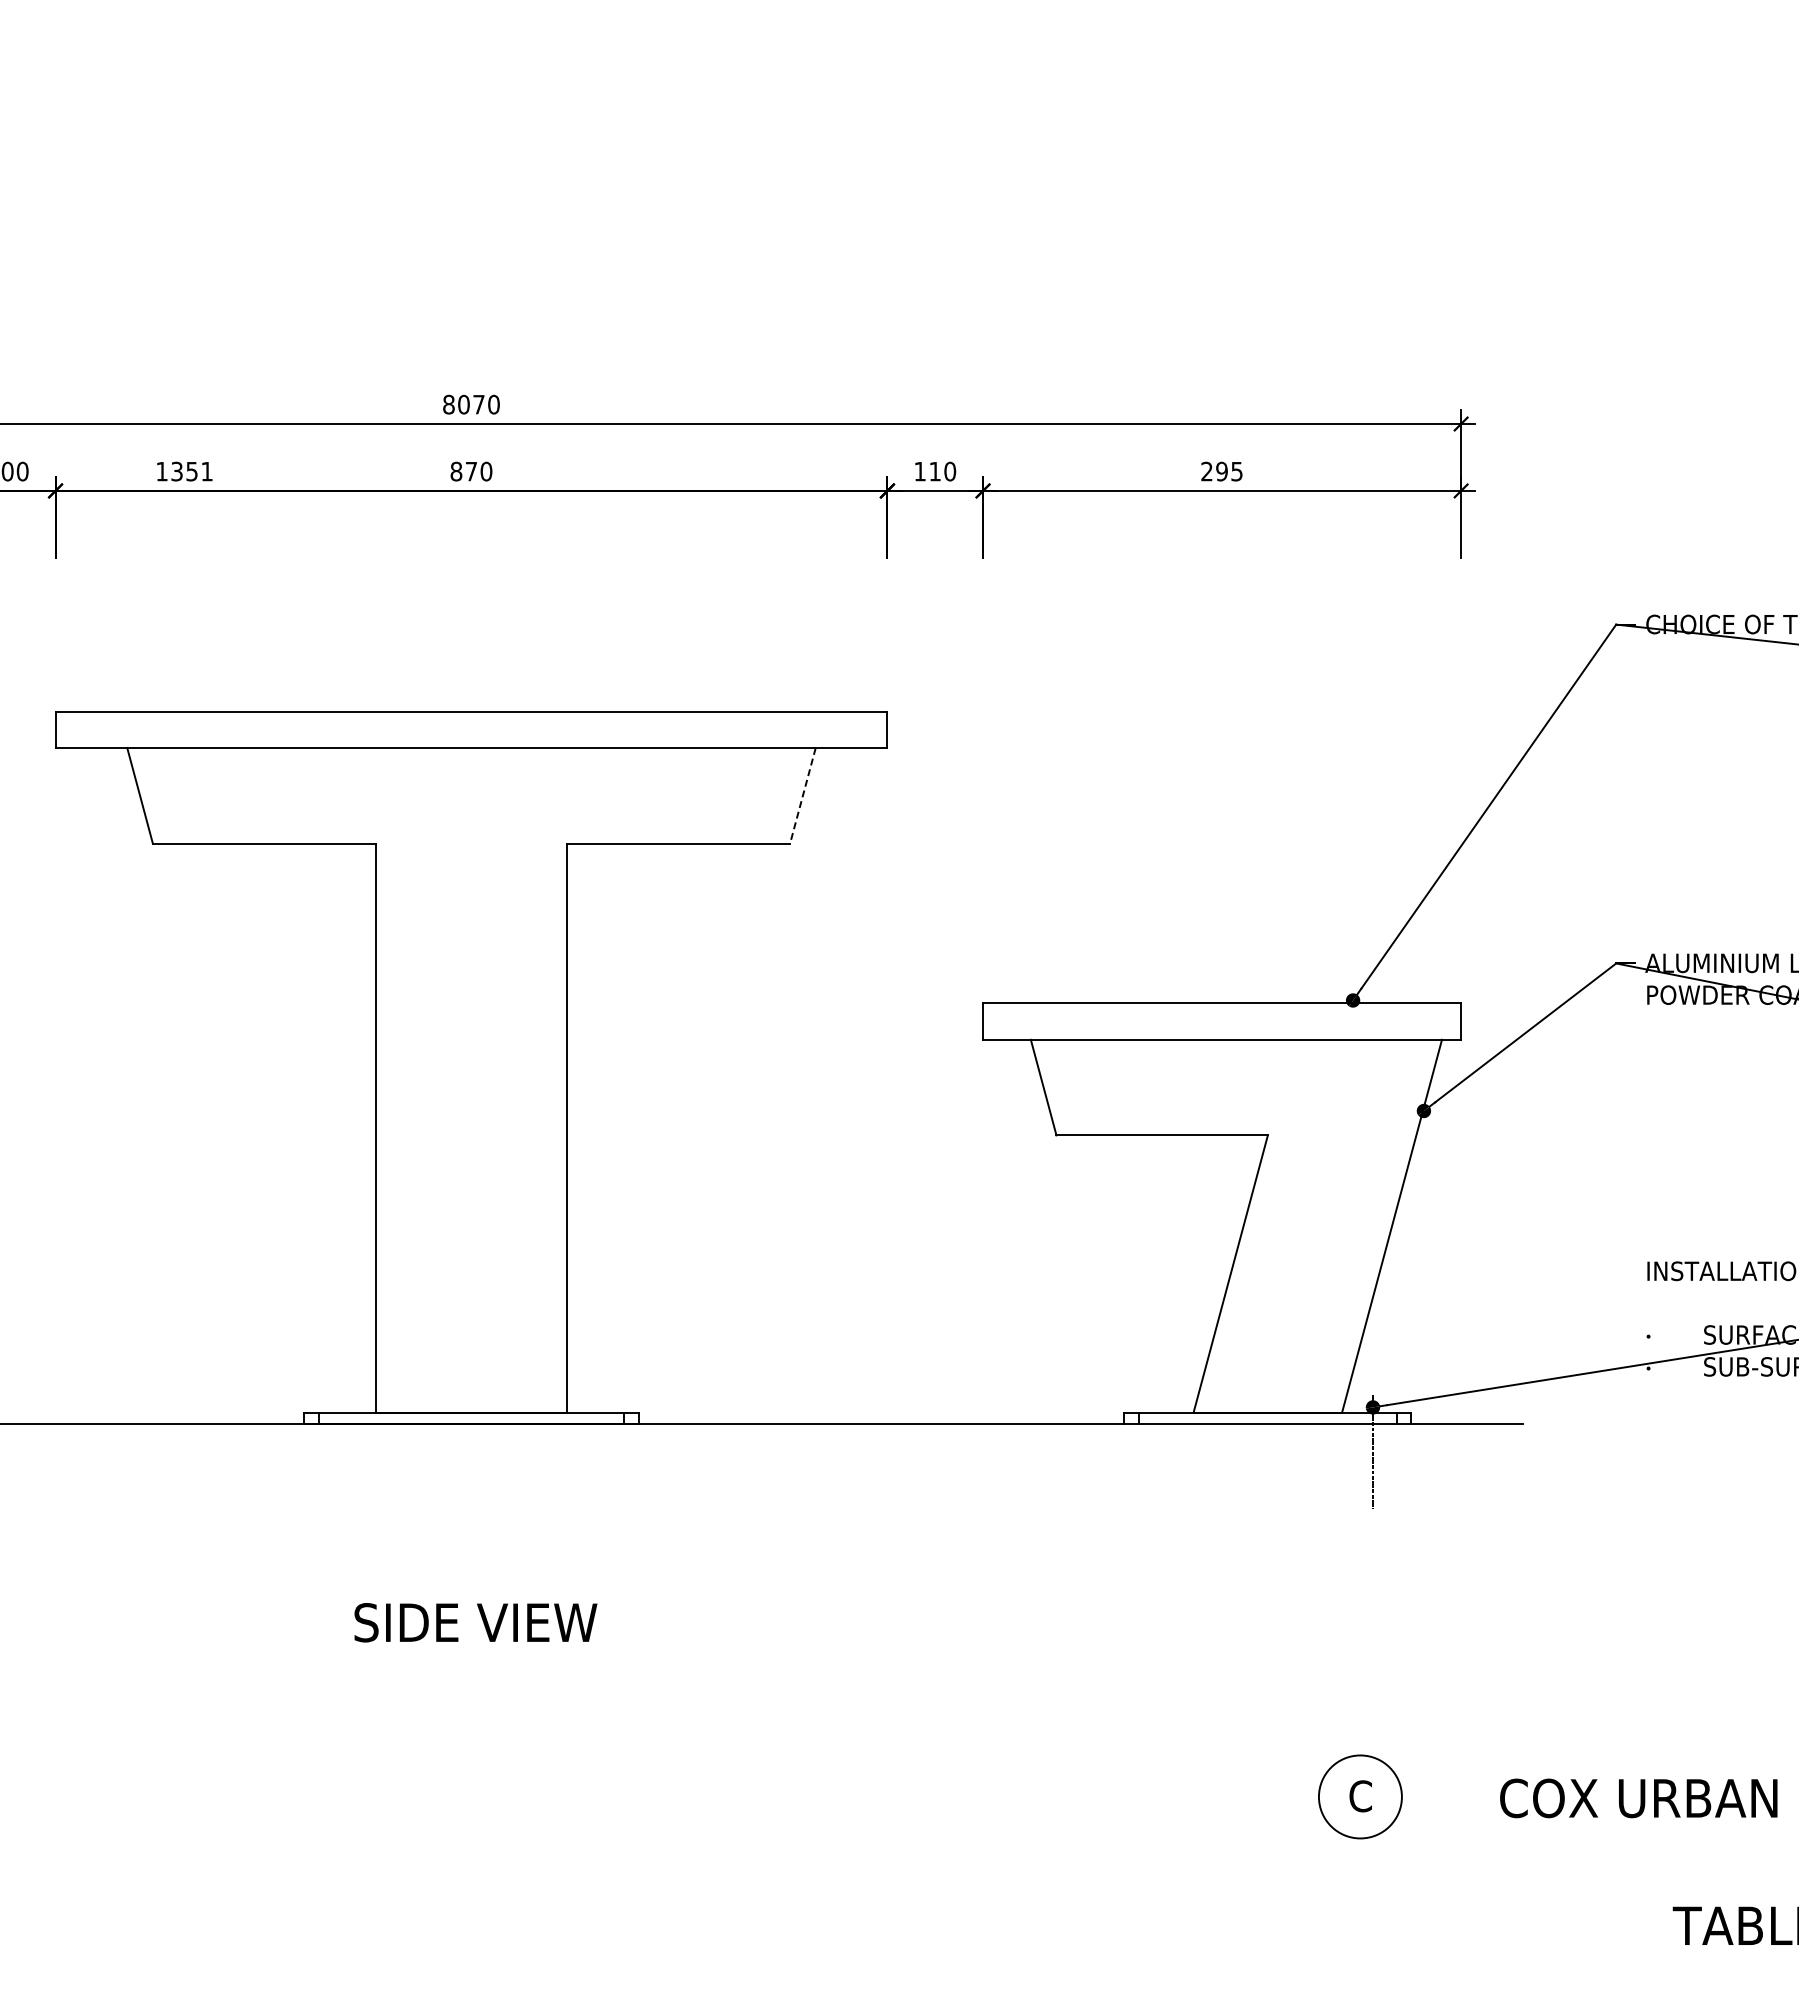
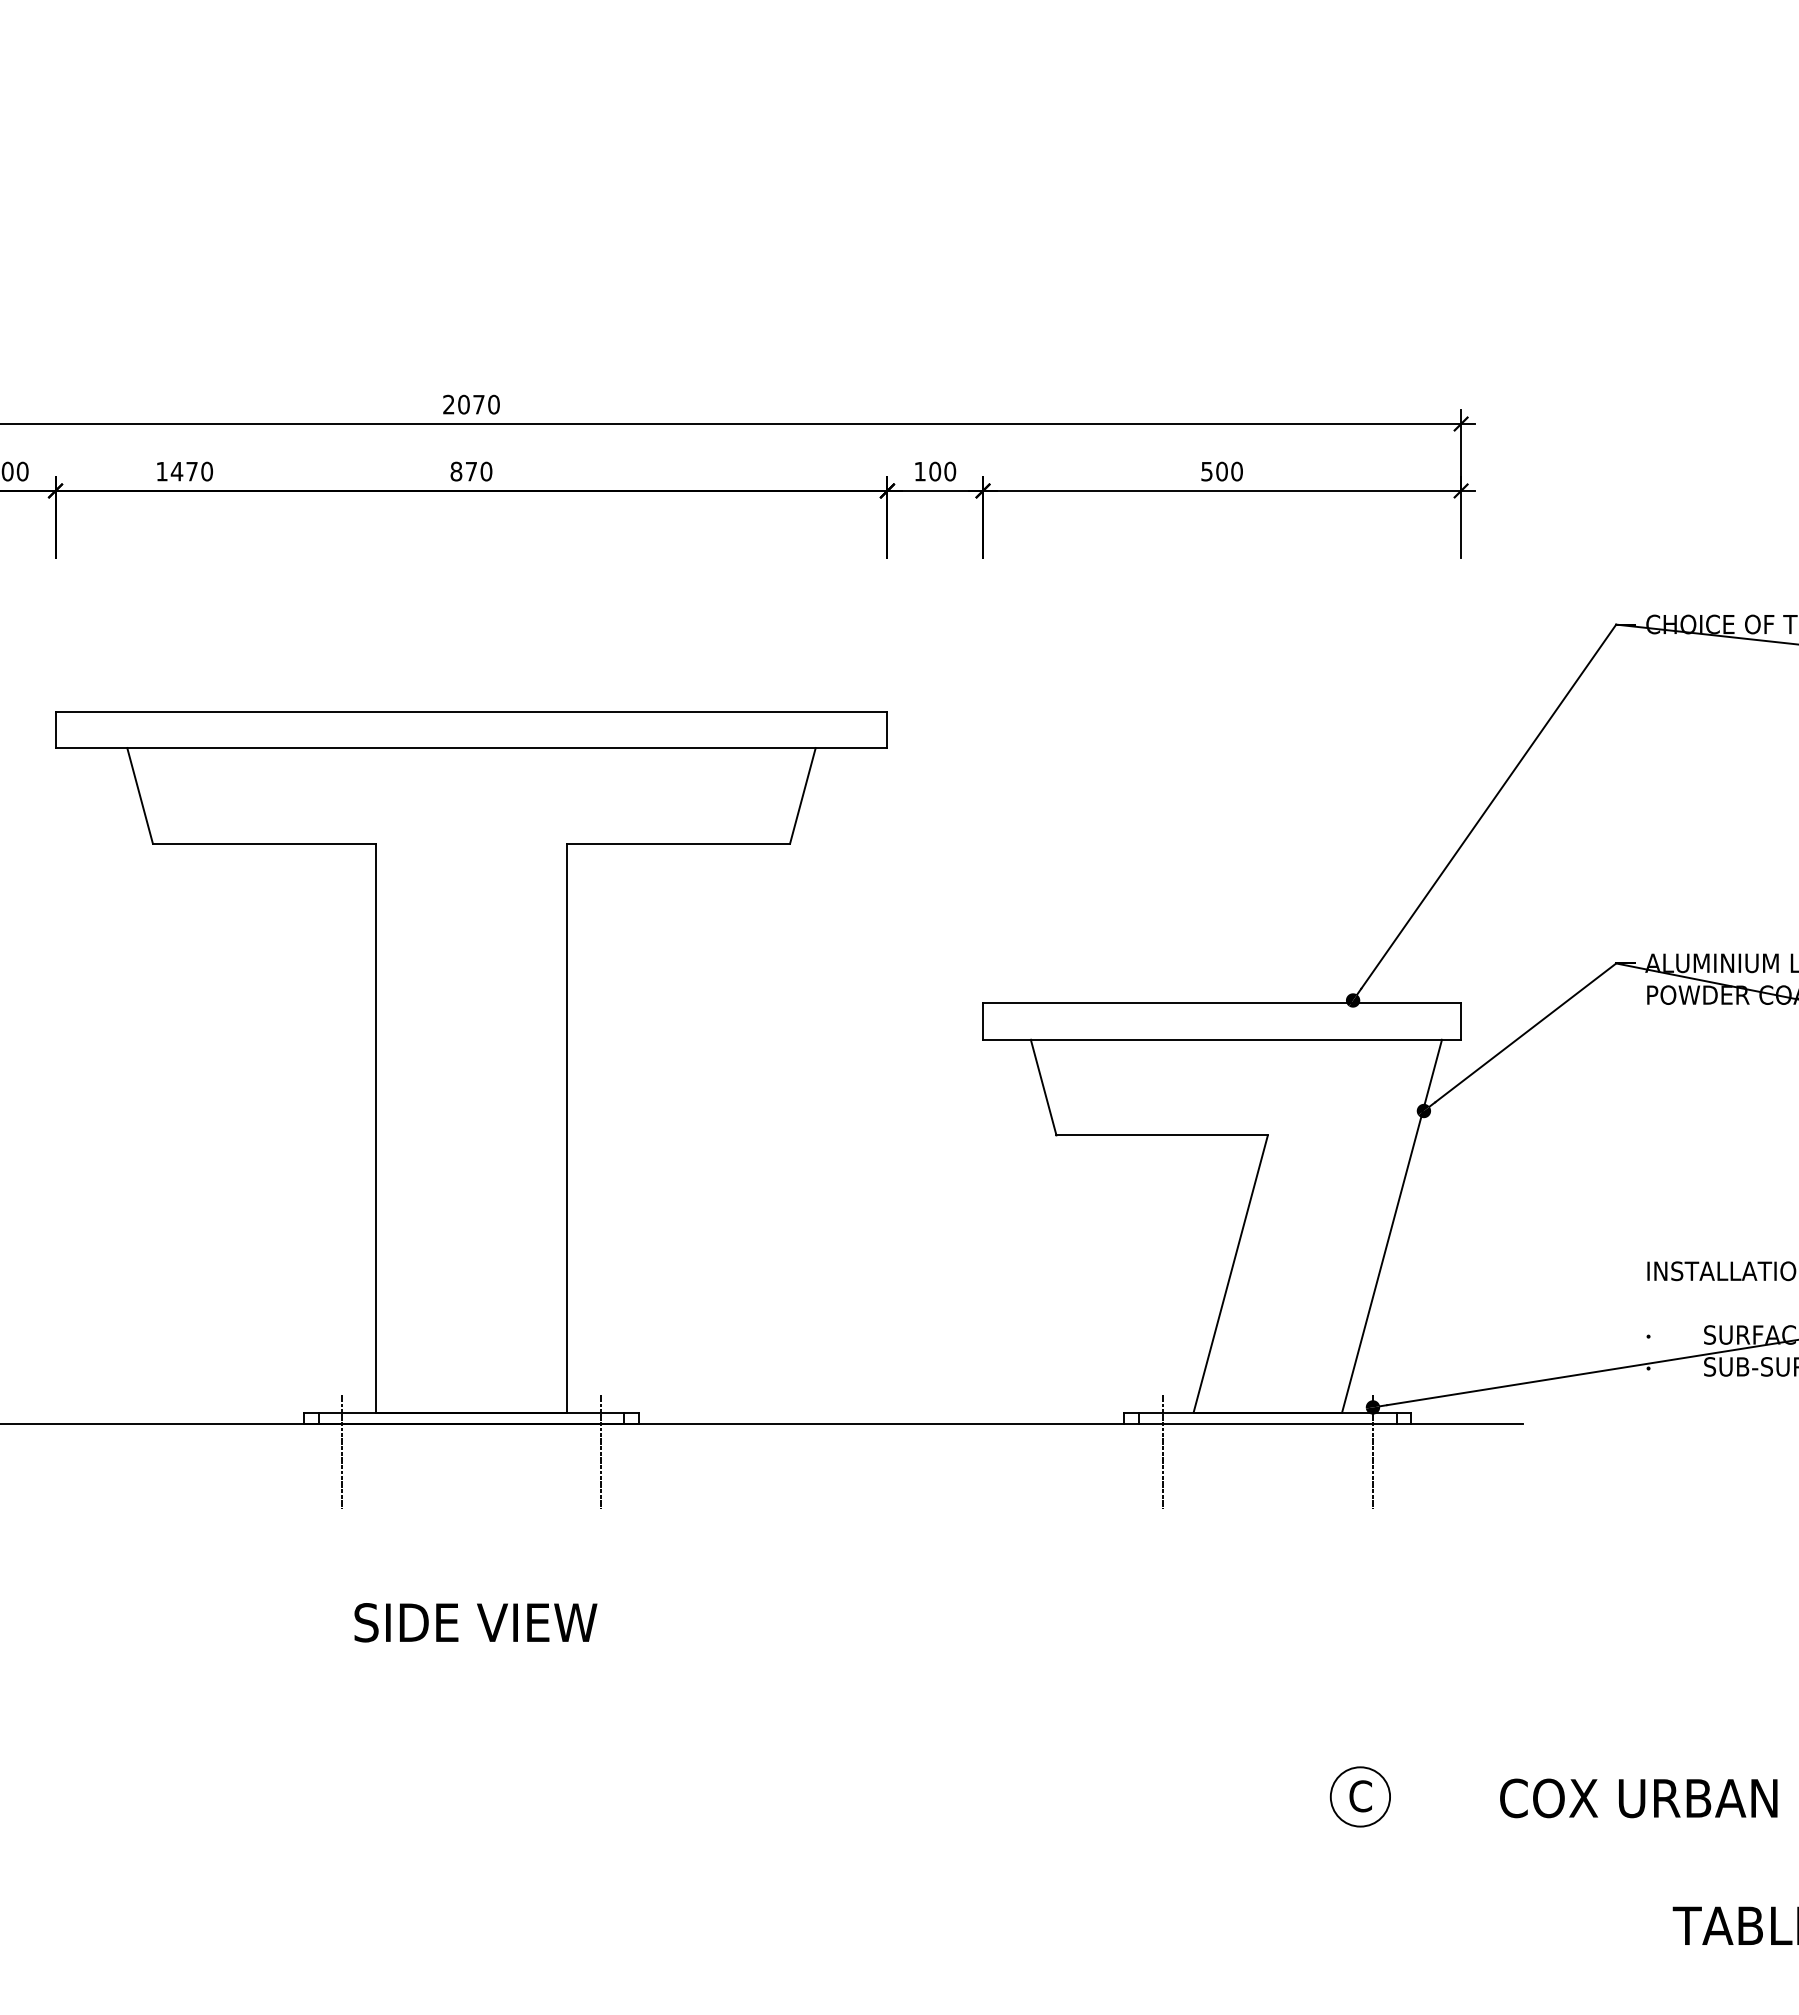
text: 8070 -> 2070 (448, 404)
text: 1351 -> 1470 (191, 471)
text: 110 -> 100 (935, 471)
text: 295 -> 500 (1221, 471)
line: dashed -> solid (802, 796)
line: none -> present (342, 1451)
line: none -> present (600, 1451)
line: none -> present (1162, 1451)
circle diameter: 83 px -> 59 px (1360, 1796)
